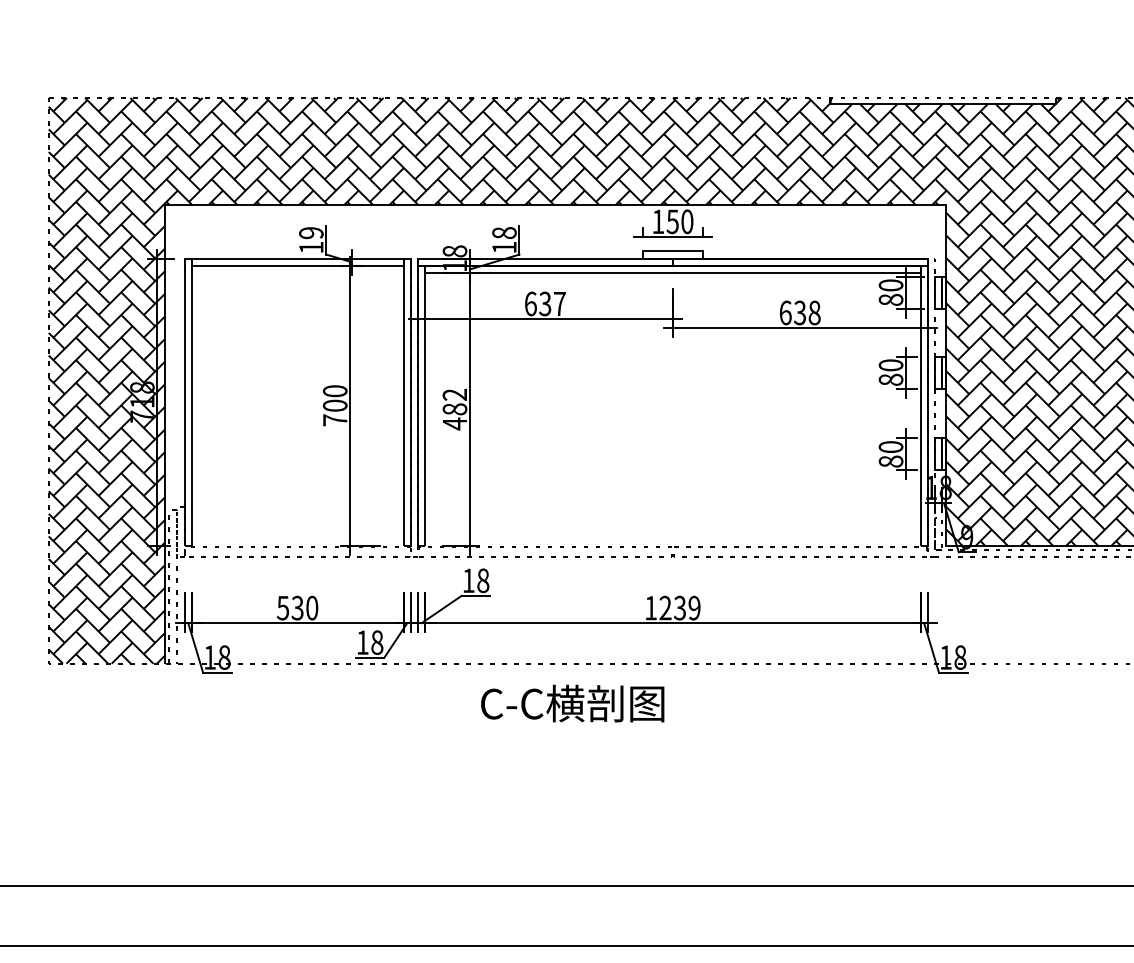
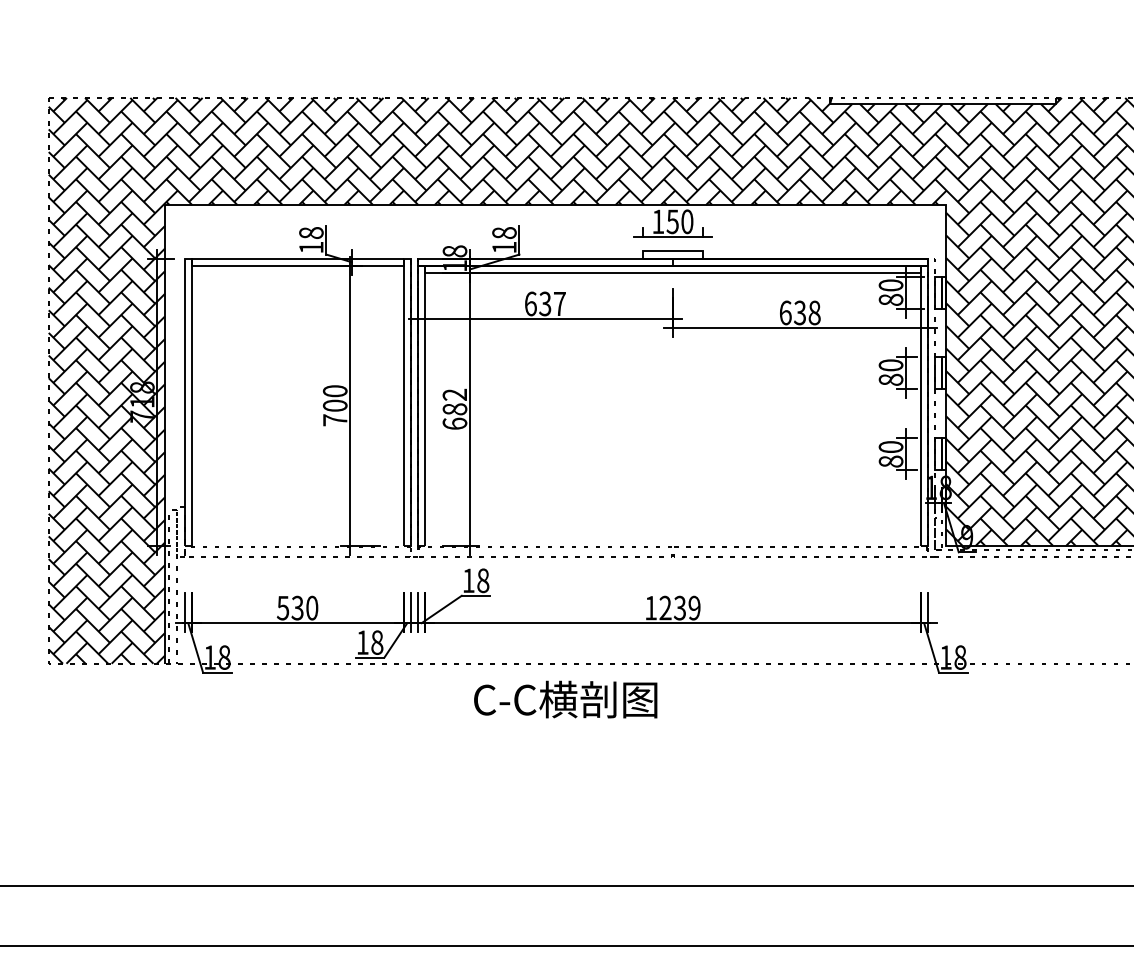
text: 19 -> 18 (311, 233)
text: 482 -> 682 (454, 423)
text position: (572, 703) -> (565, 699) (565, 699)
